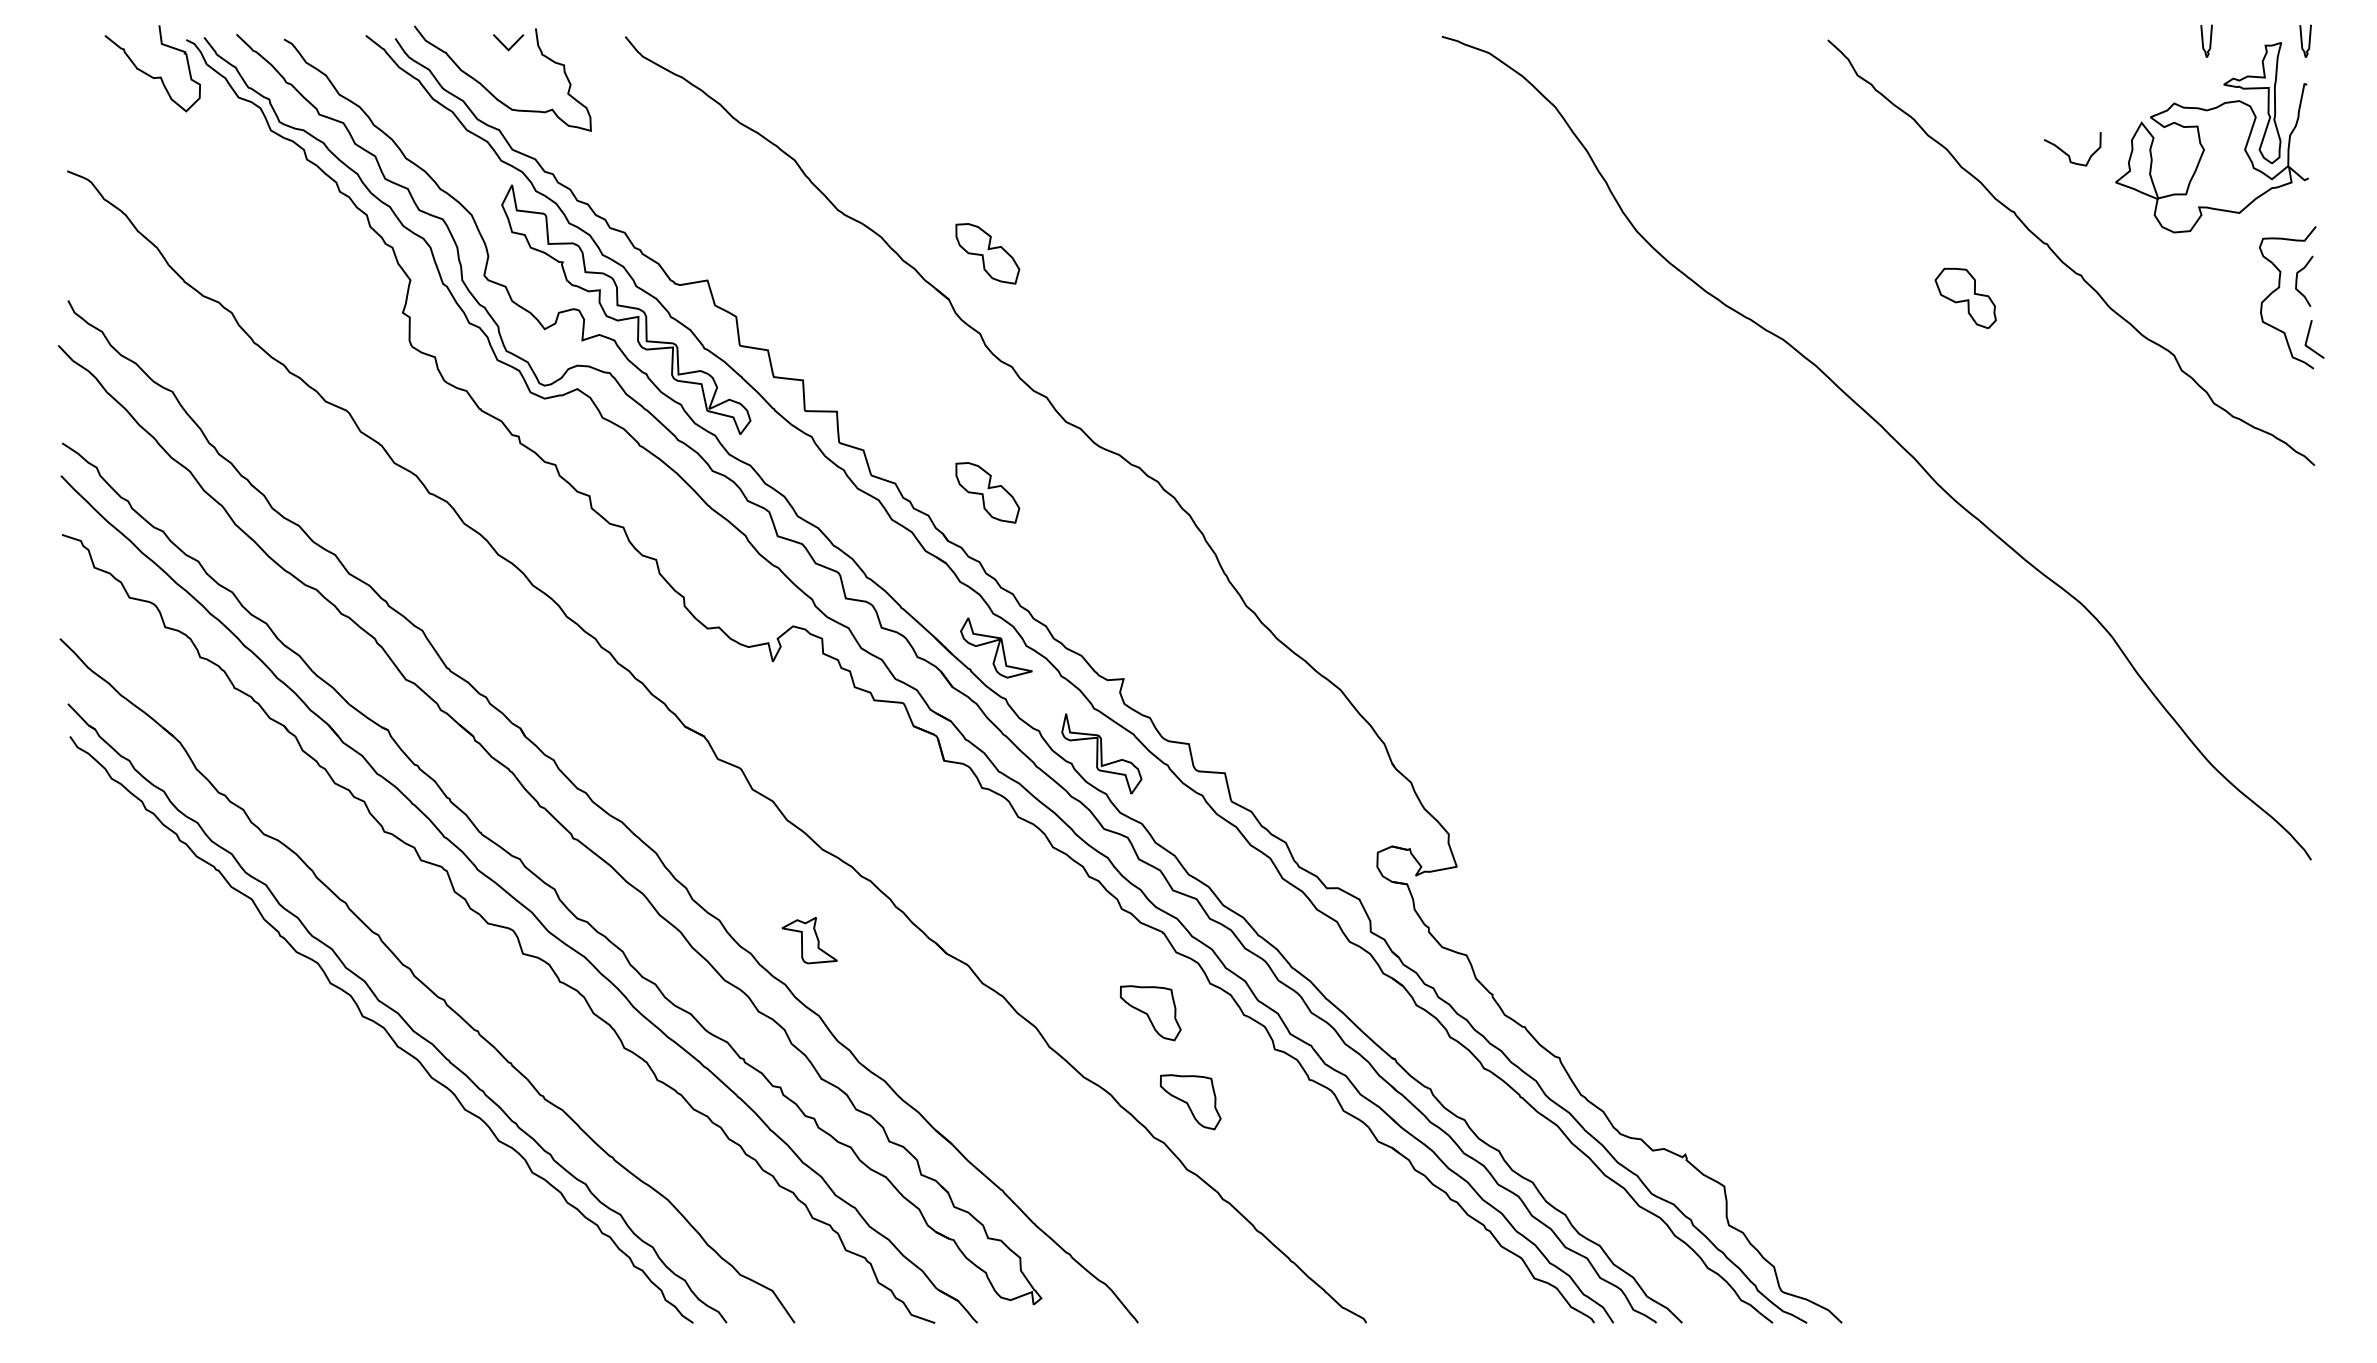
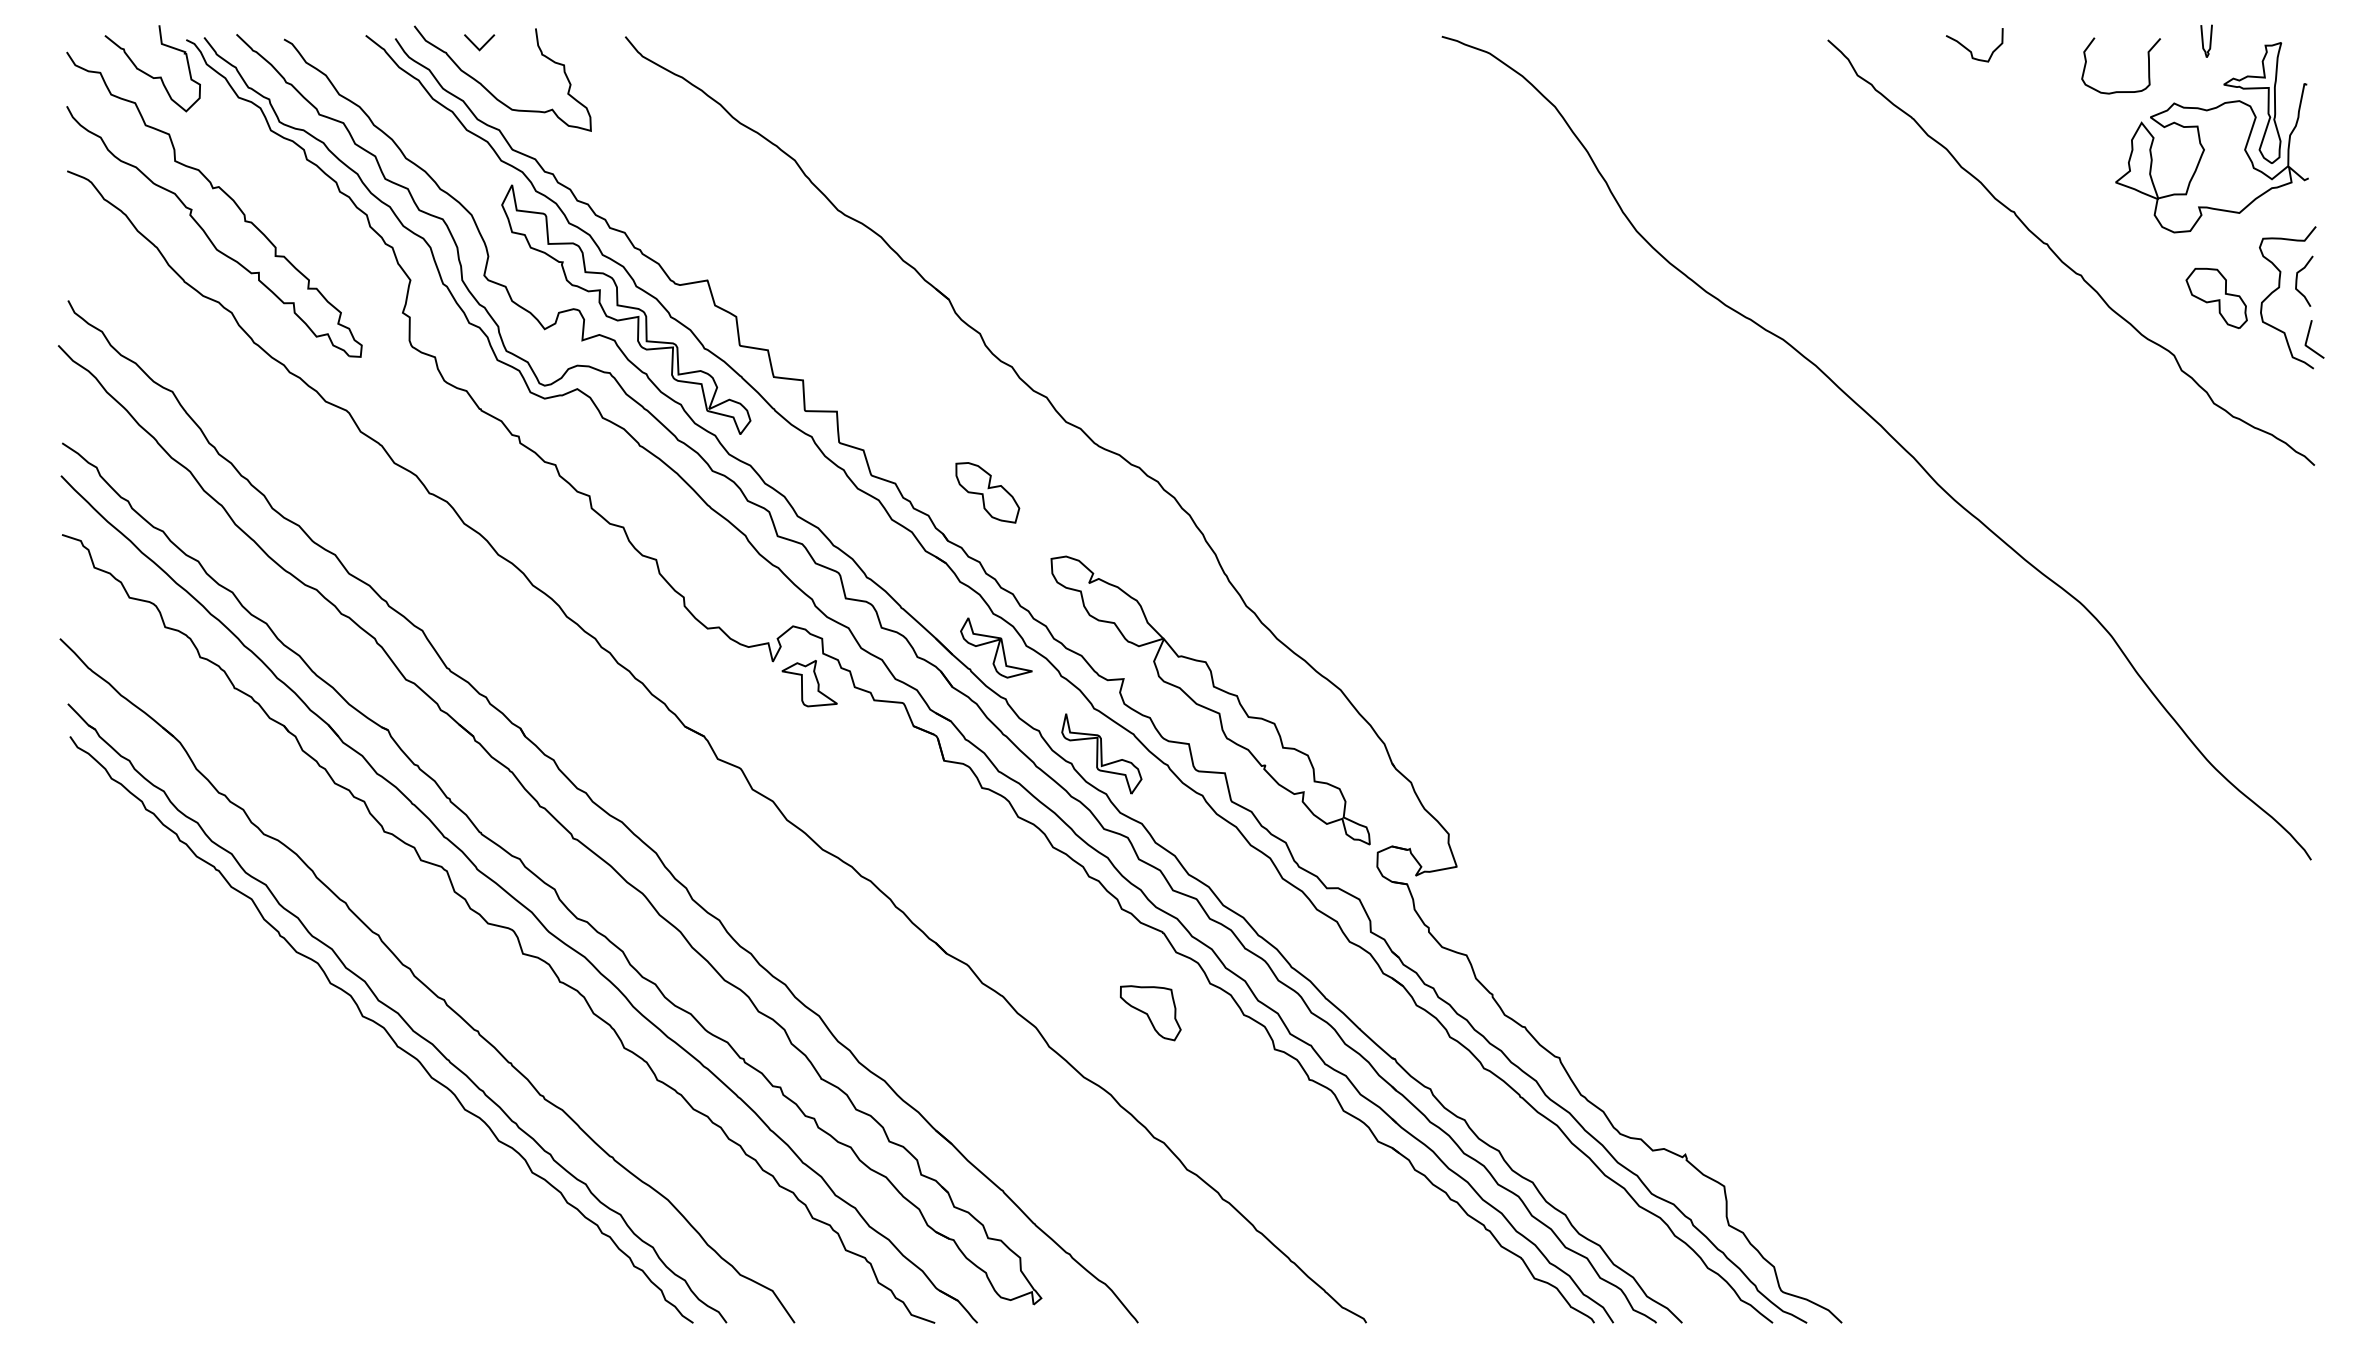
curve: present -> none (2302, 40)
line position: (505, 45) -> (476, 45) (476, 45)
curve: none -> present (2120, 91)
curve position: (2067, 153) -> (1969, 49) (1969, 49)
part: none -> present (224, 193)
part: present -> none (987, 253)
part position: (1965, 298) -> (2216, 298) (2216, 298)
part: none -> present (1210, 700)
part position: (809, 940) -> (809, 683) (809, 683)
part: present -> none (1190, 1102)
